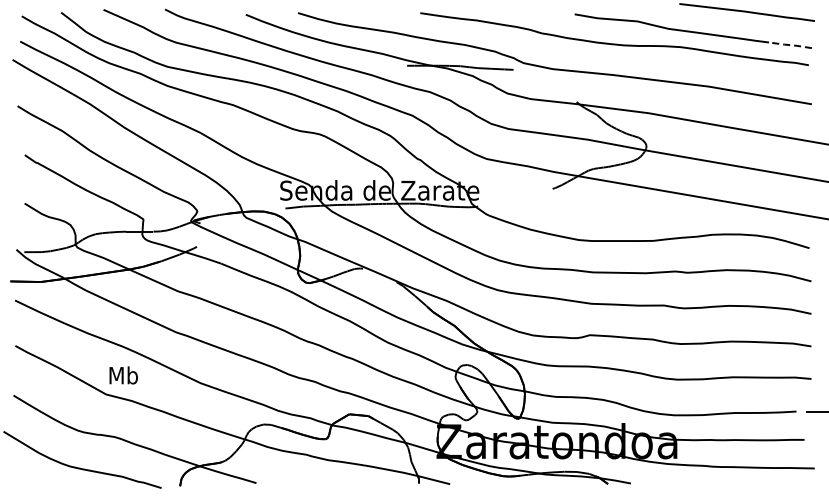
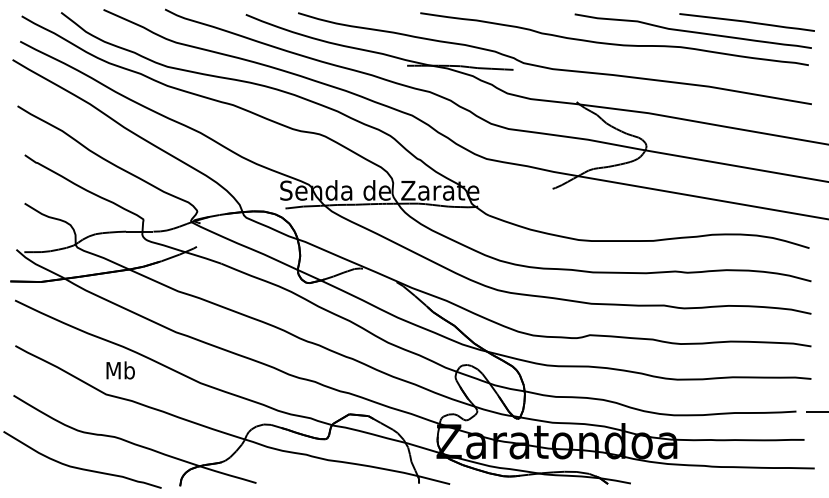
line position: (746, 12) -> (746, 22) (746, 22)
line: dashed -> solid (790, 45)
text position: (123, 375) -> (120, 370) (120, 370)
